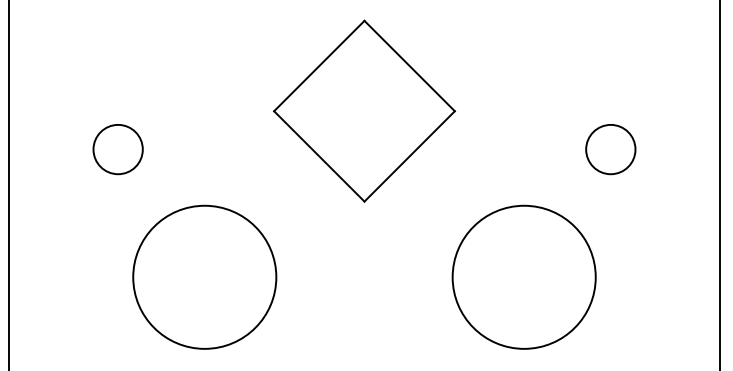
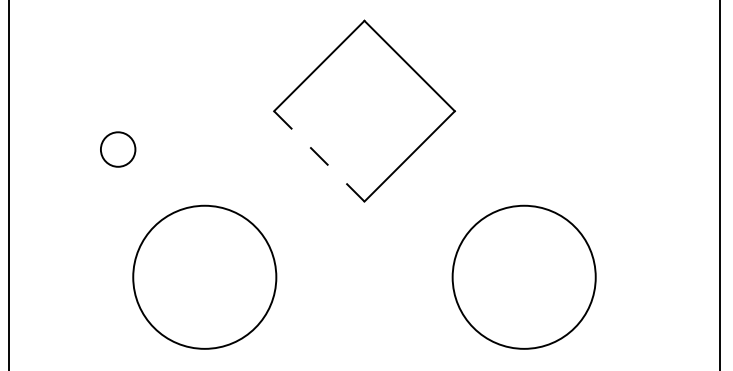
circle diameter: 49 px -> 35 px (117, 149)
circle: present -> none (610, 149)
line: solid -> dashed (319, 156)
